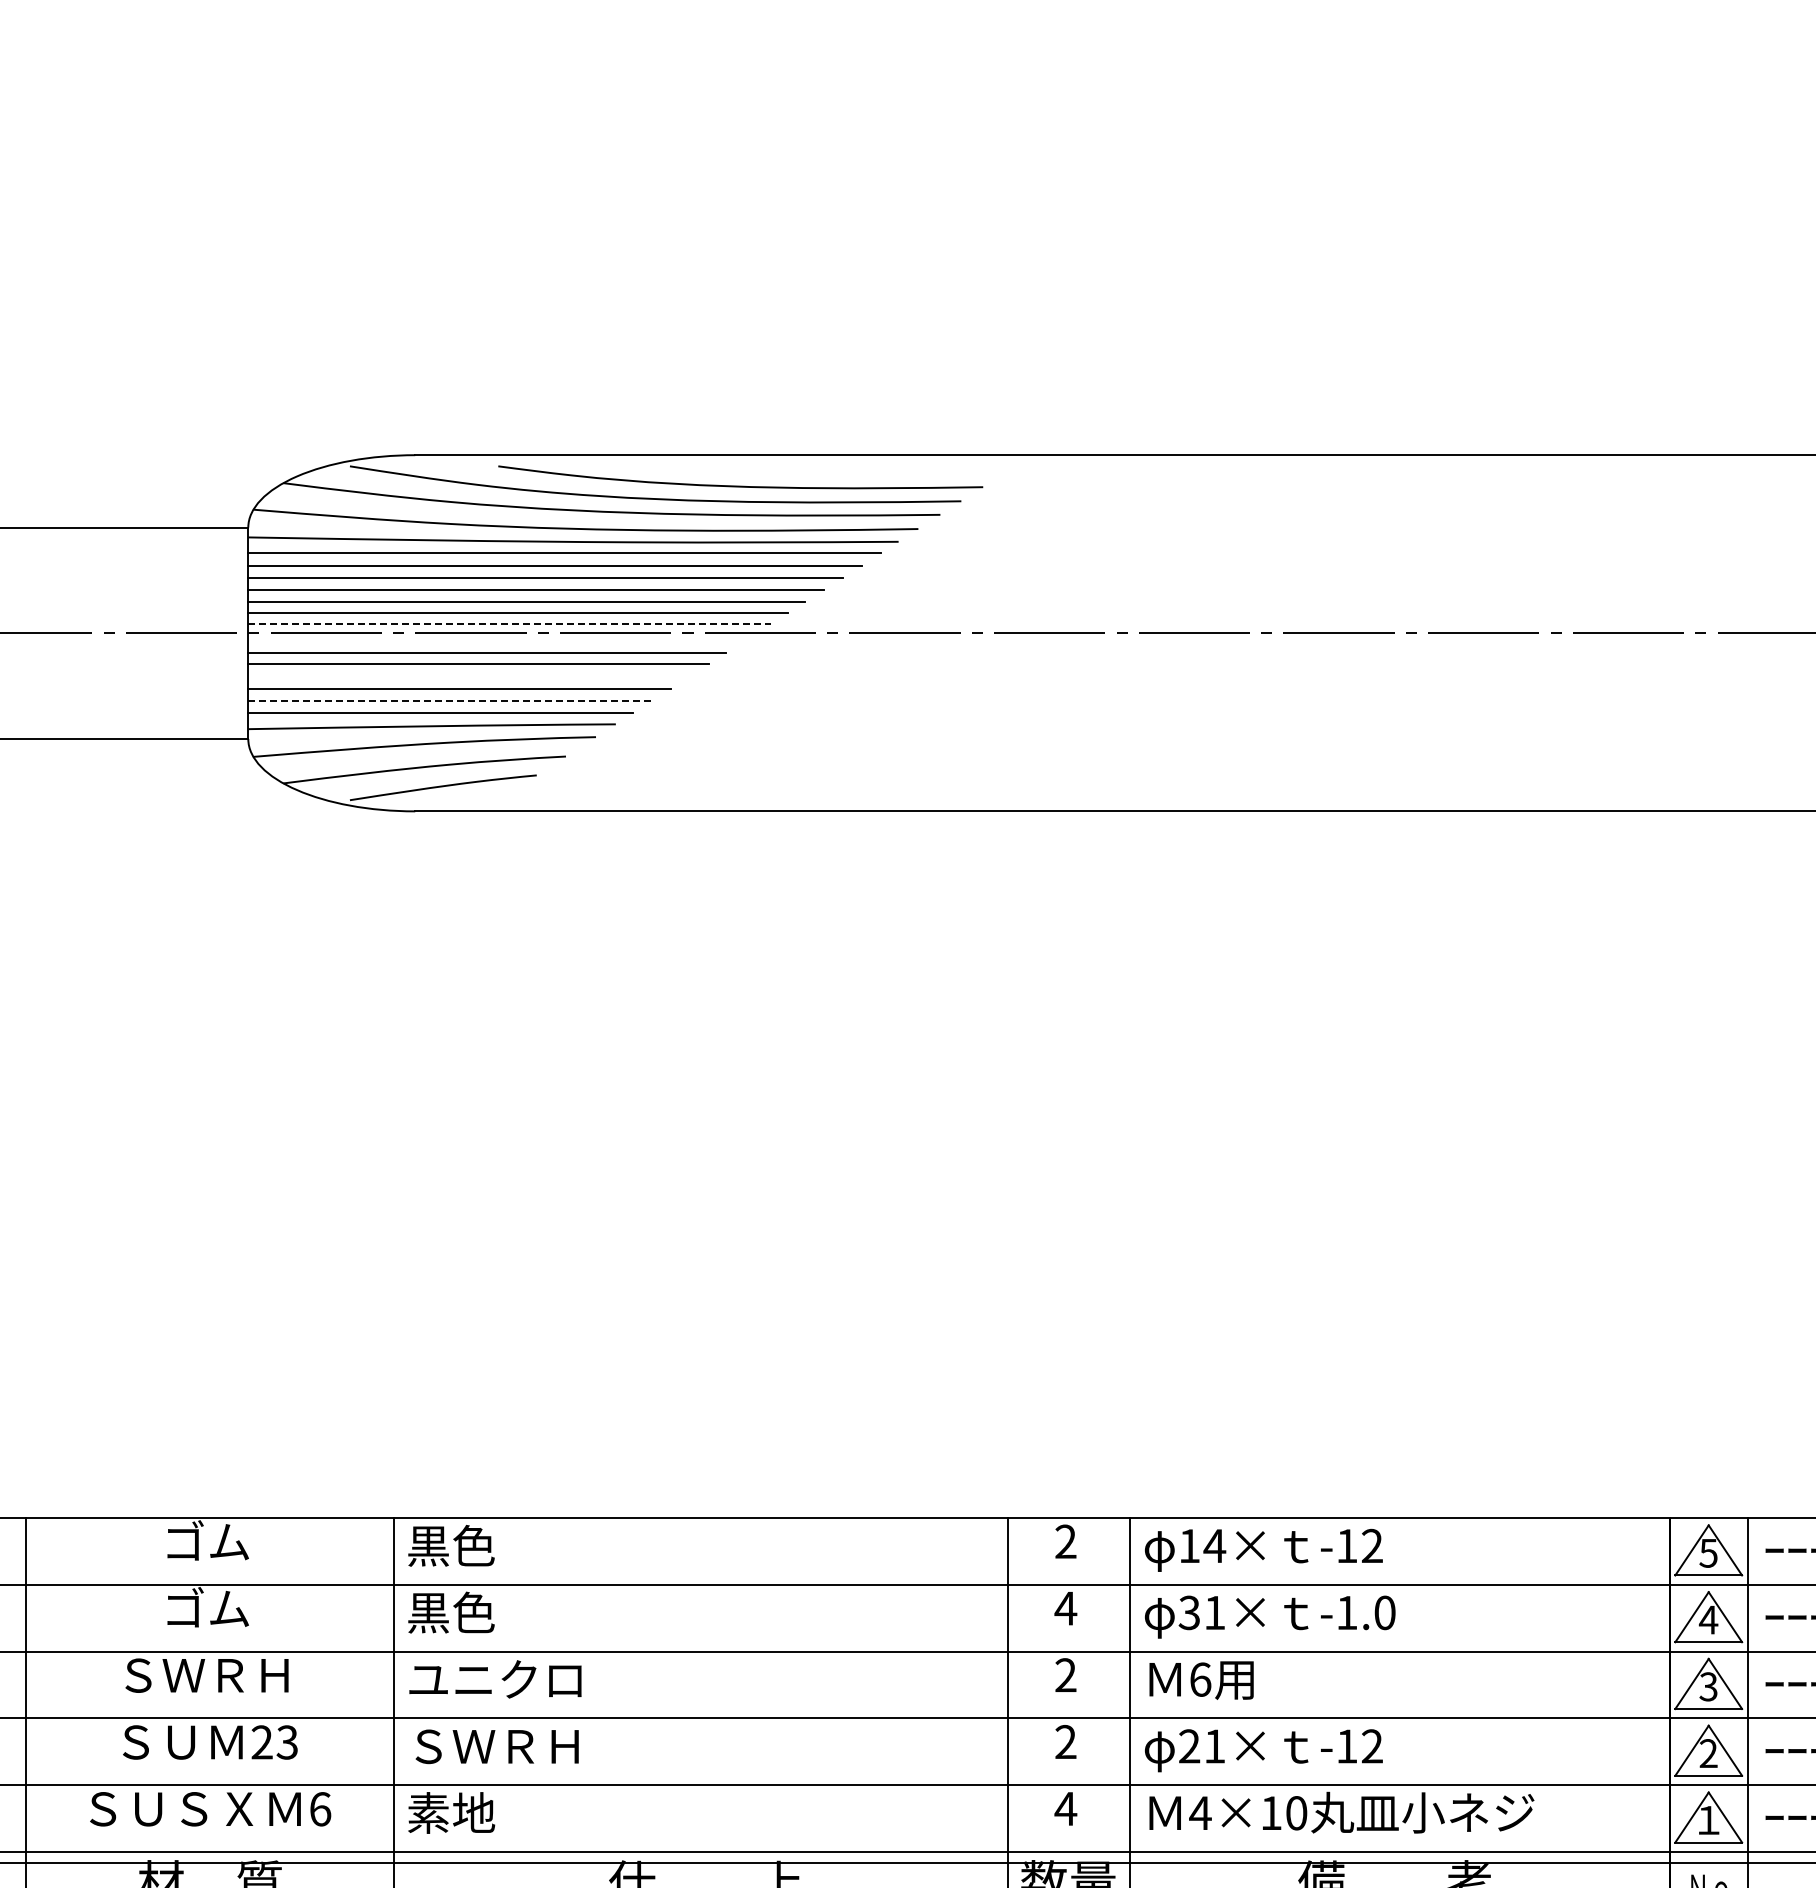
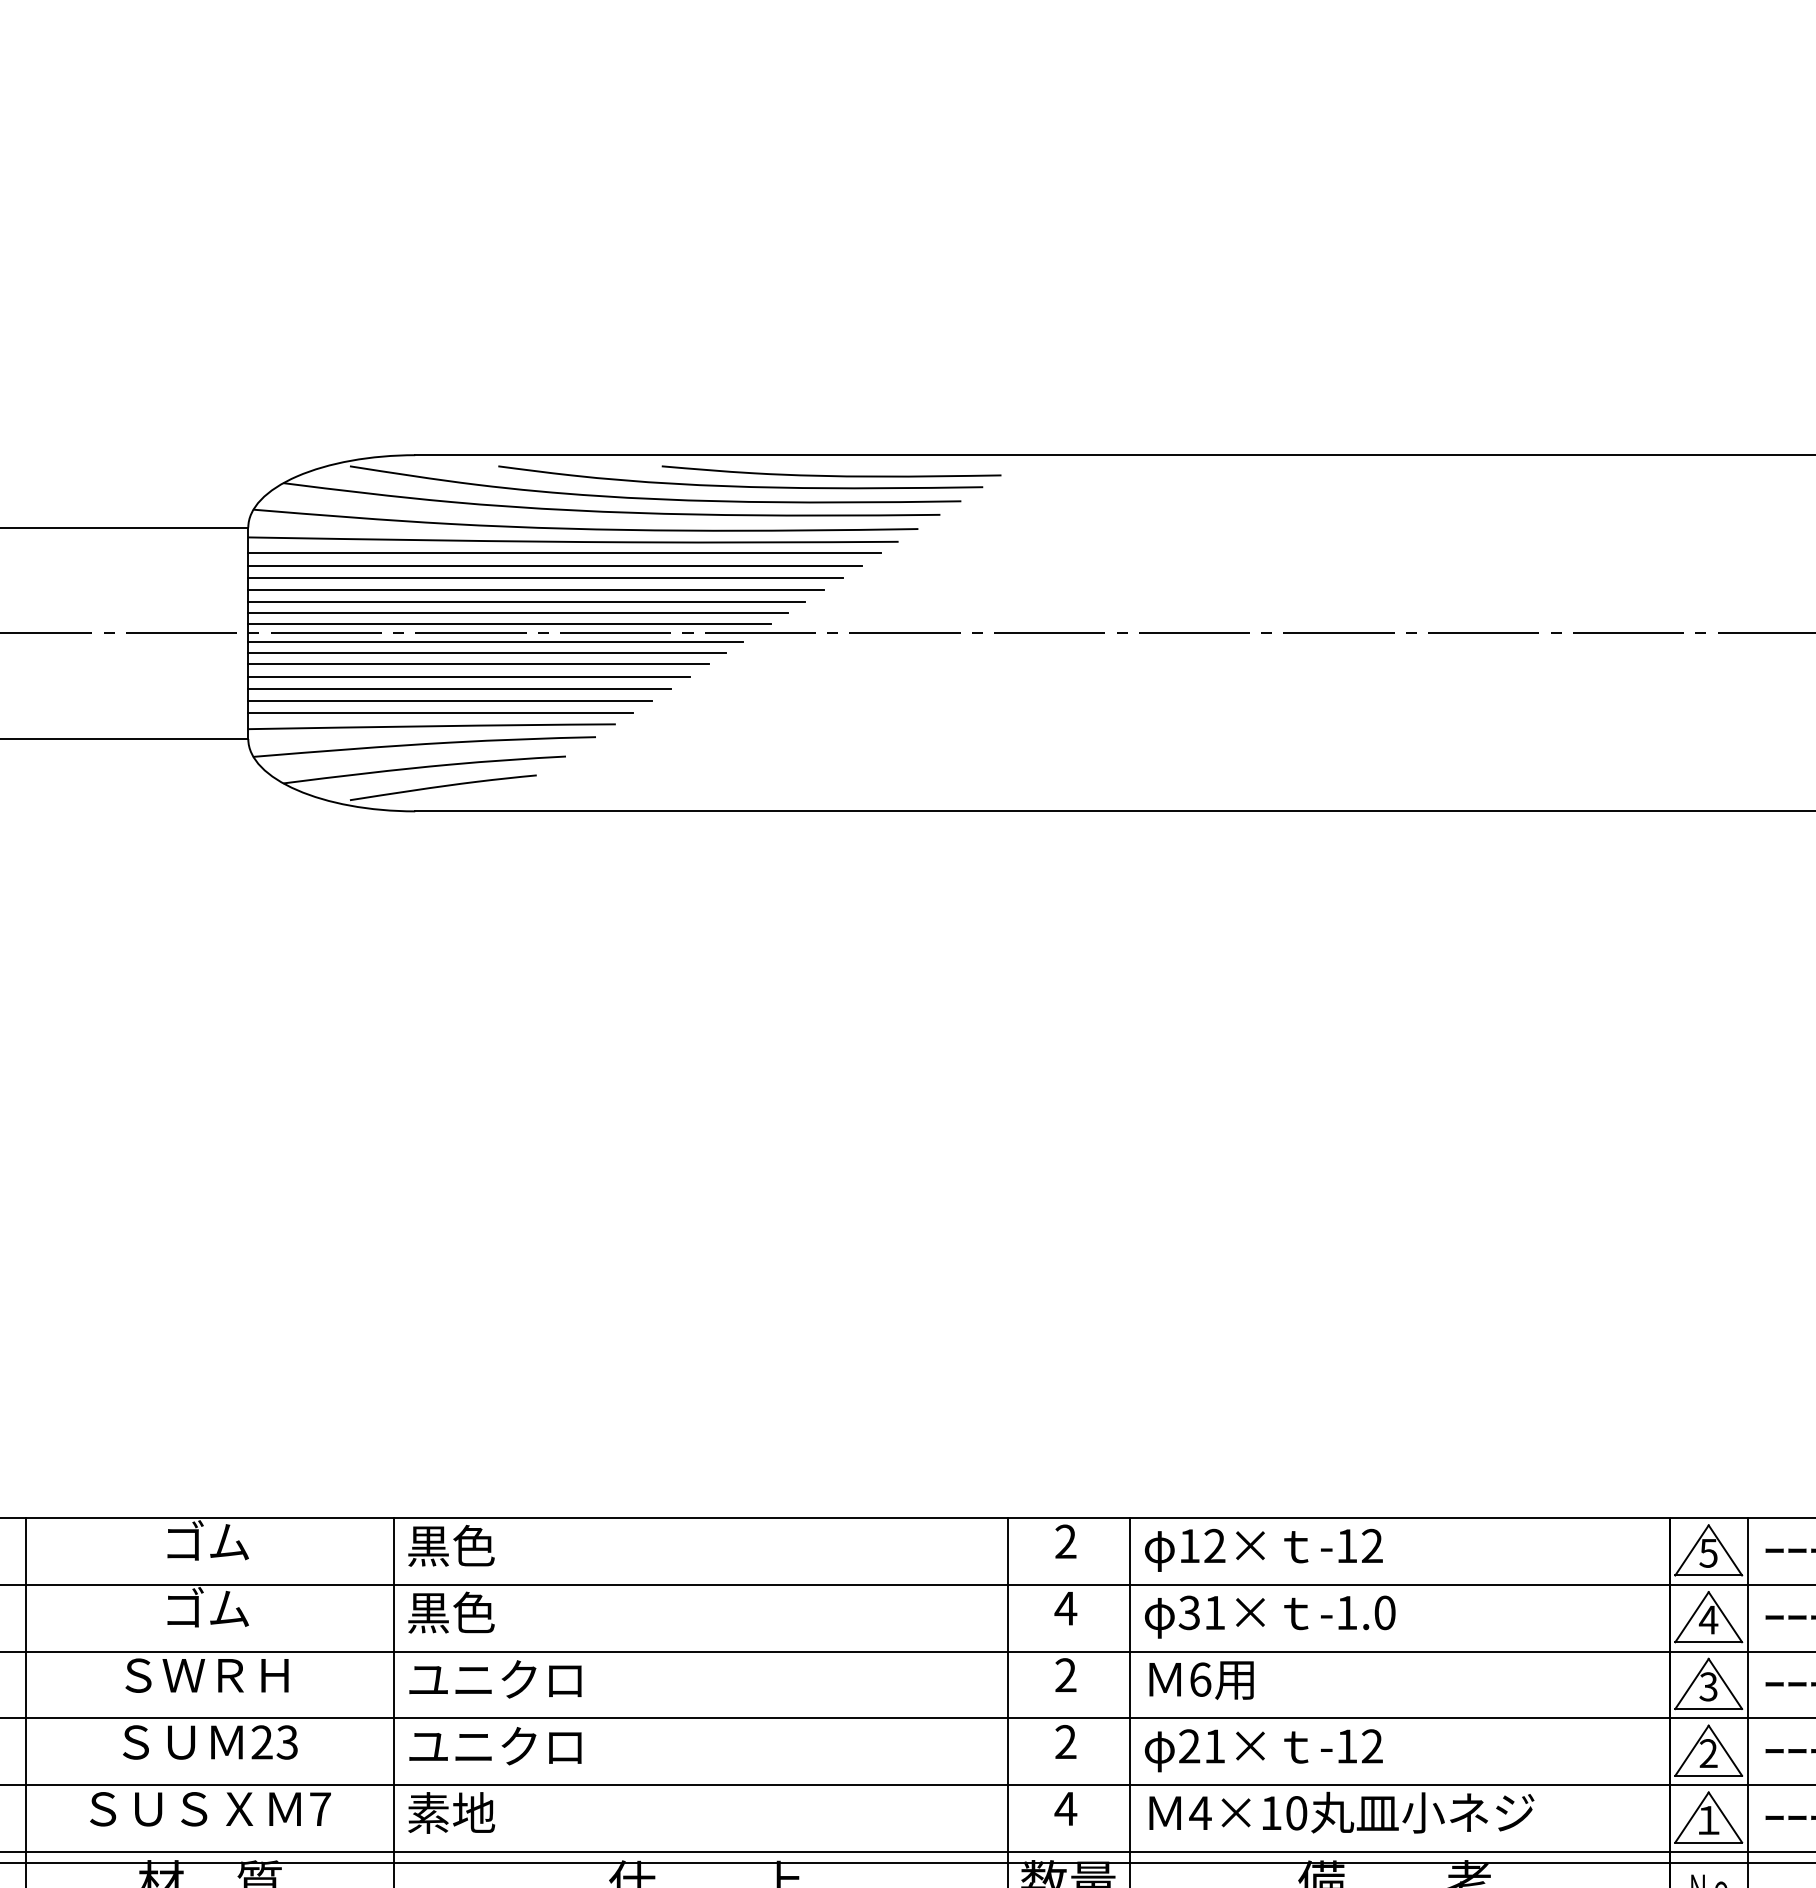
curve: none -> present (831, 475)
line: dashed -> solid (510, 624)
line: none -> present (495, 642)
line: none -> present (468, 676)
line: dashed -> solid (450, 701)
text: 14× -> 12× (1214, 1545)
text: ＳＷＲＨ -> ユニクロ (495, 1746)
text: 6 -> 7 (320, 1809)
